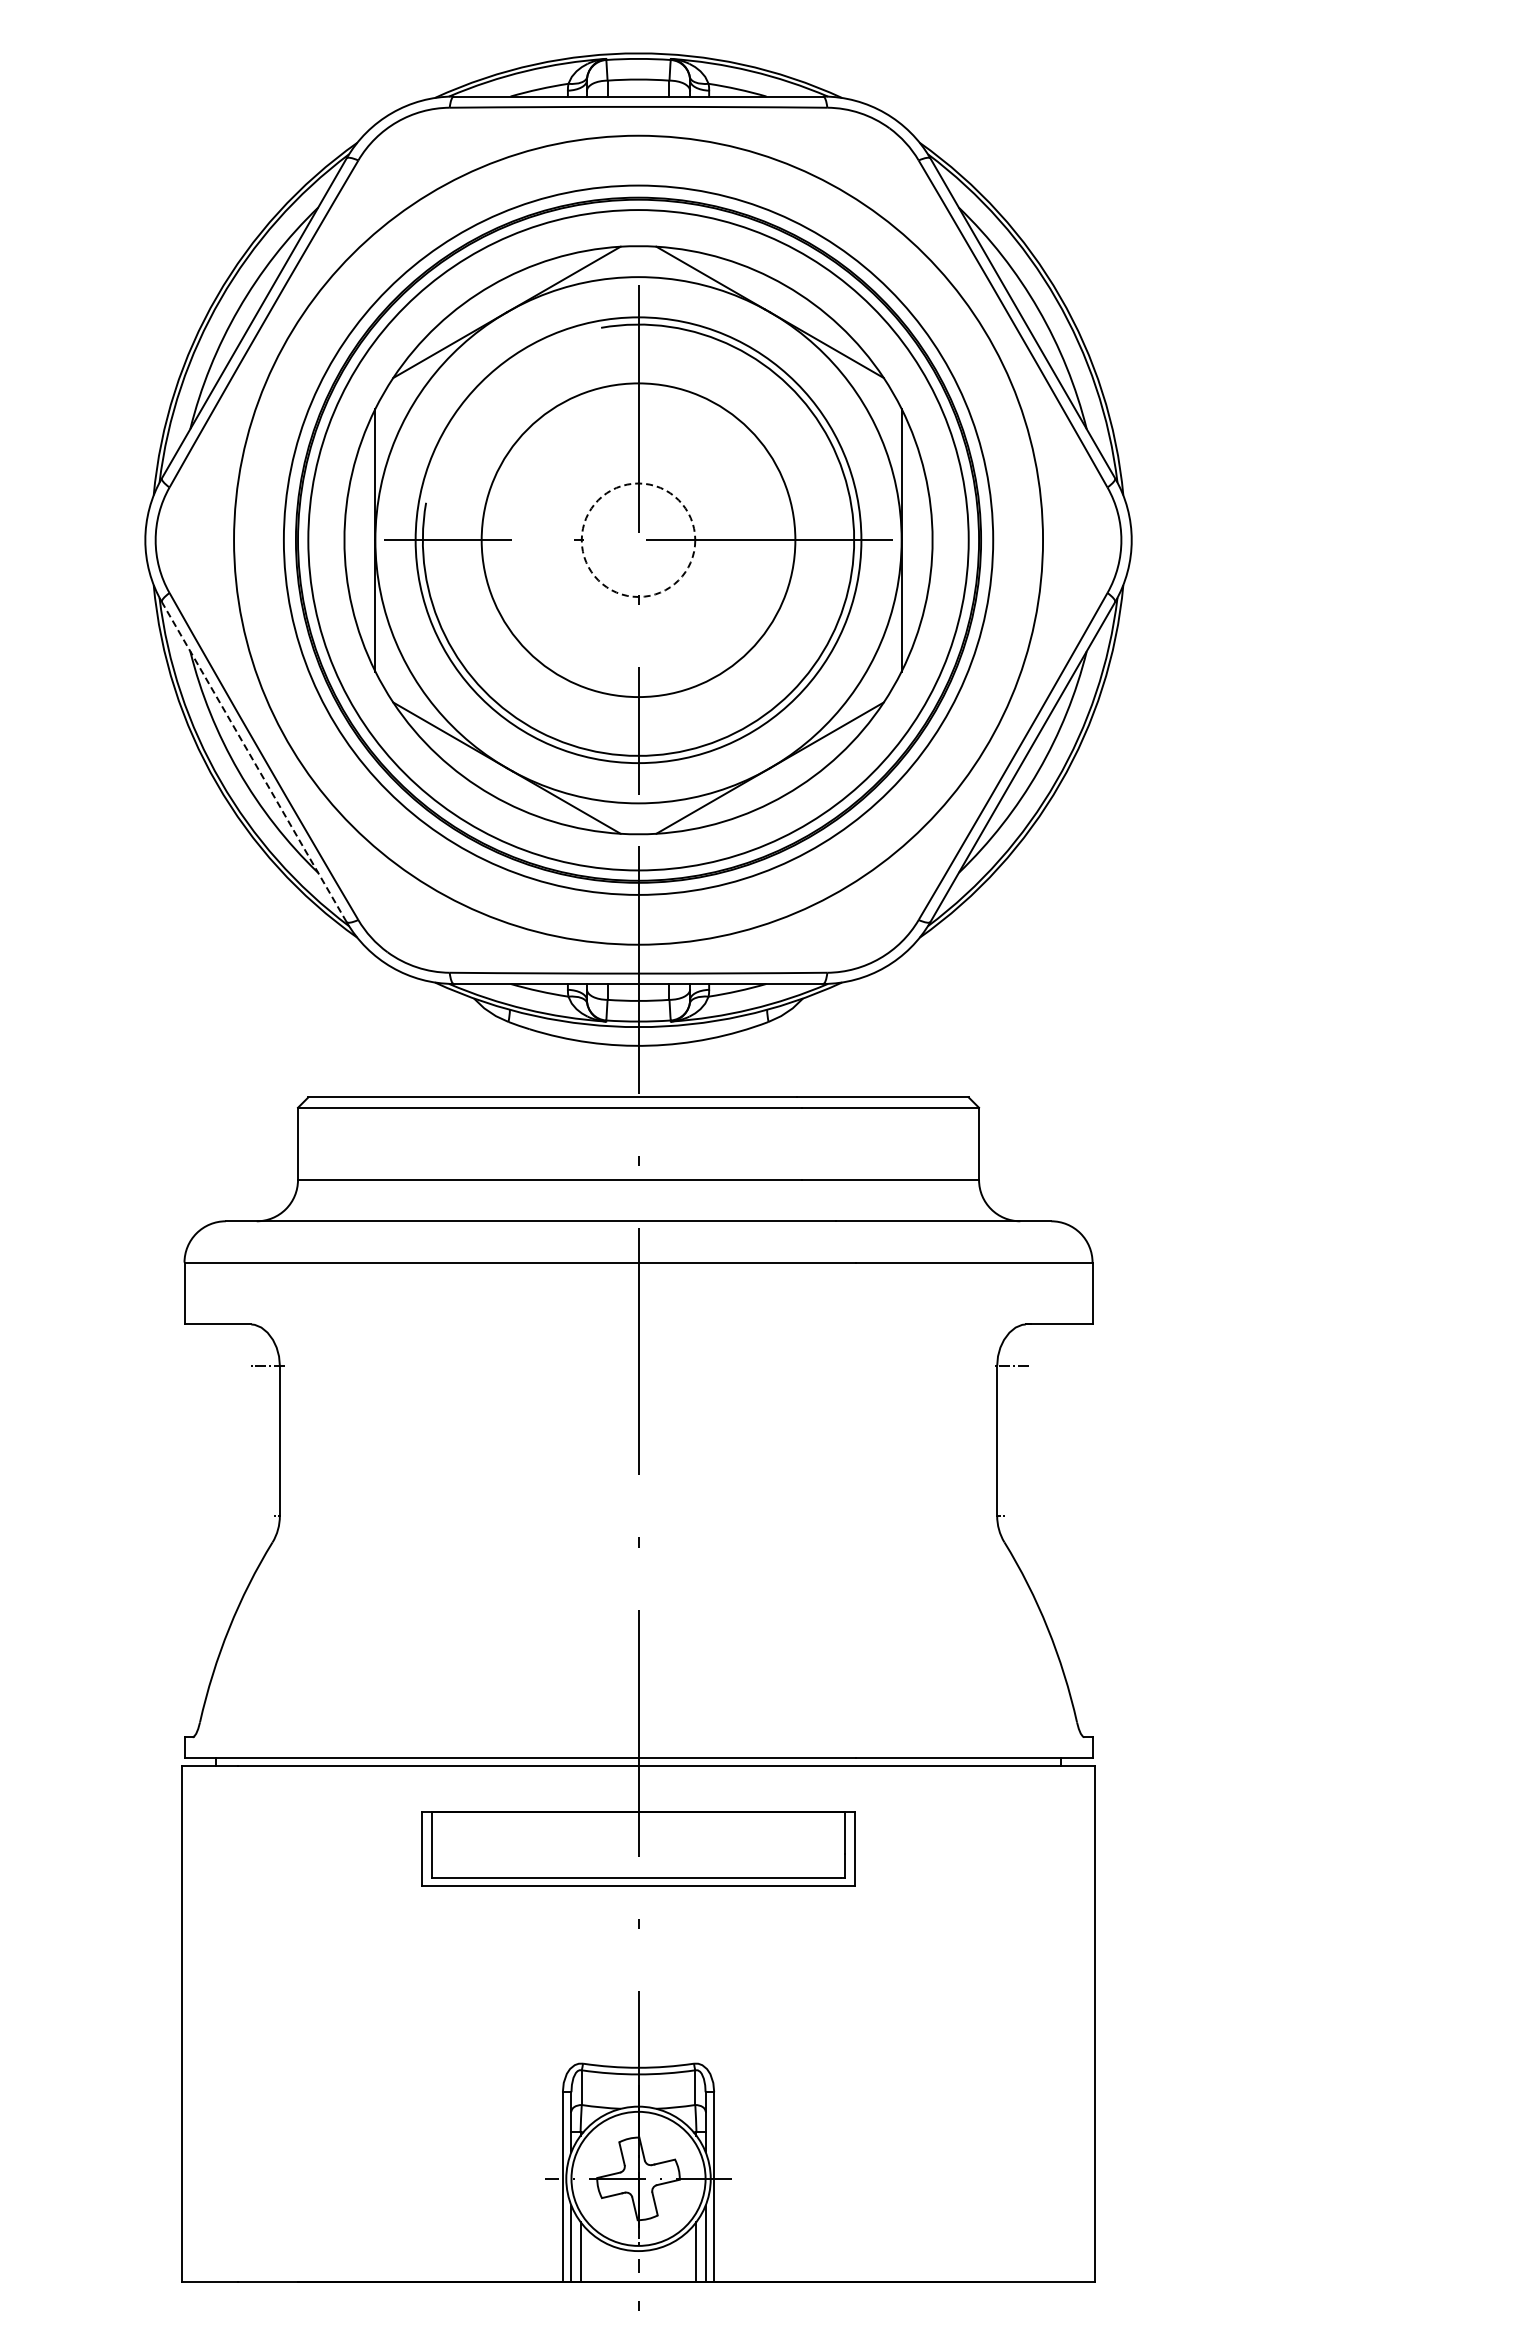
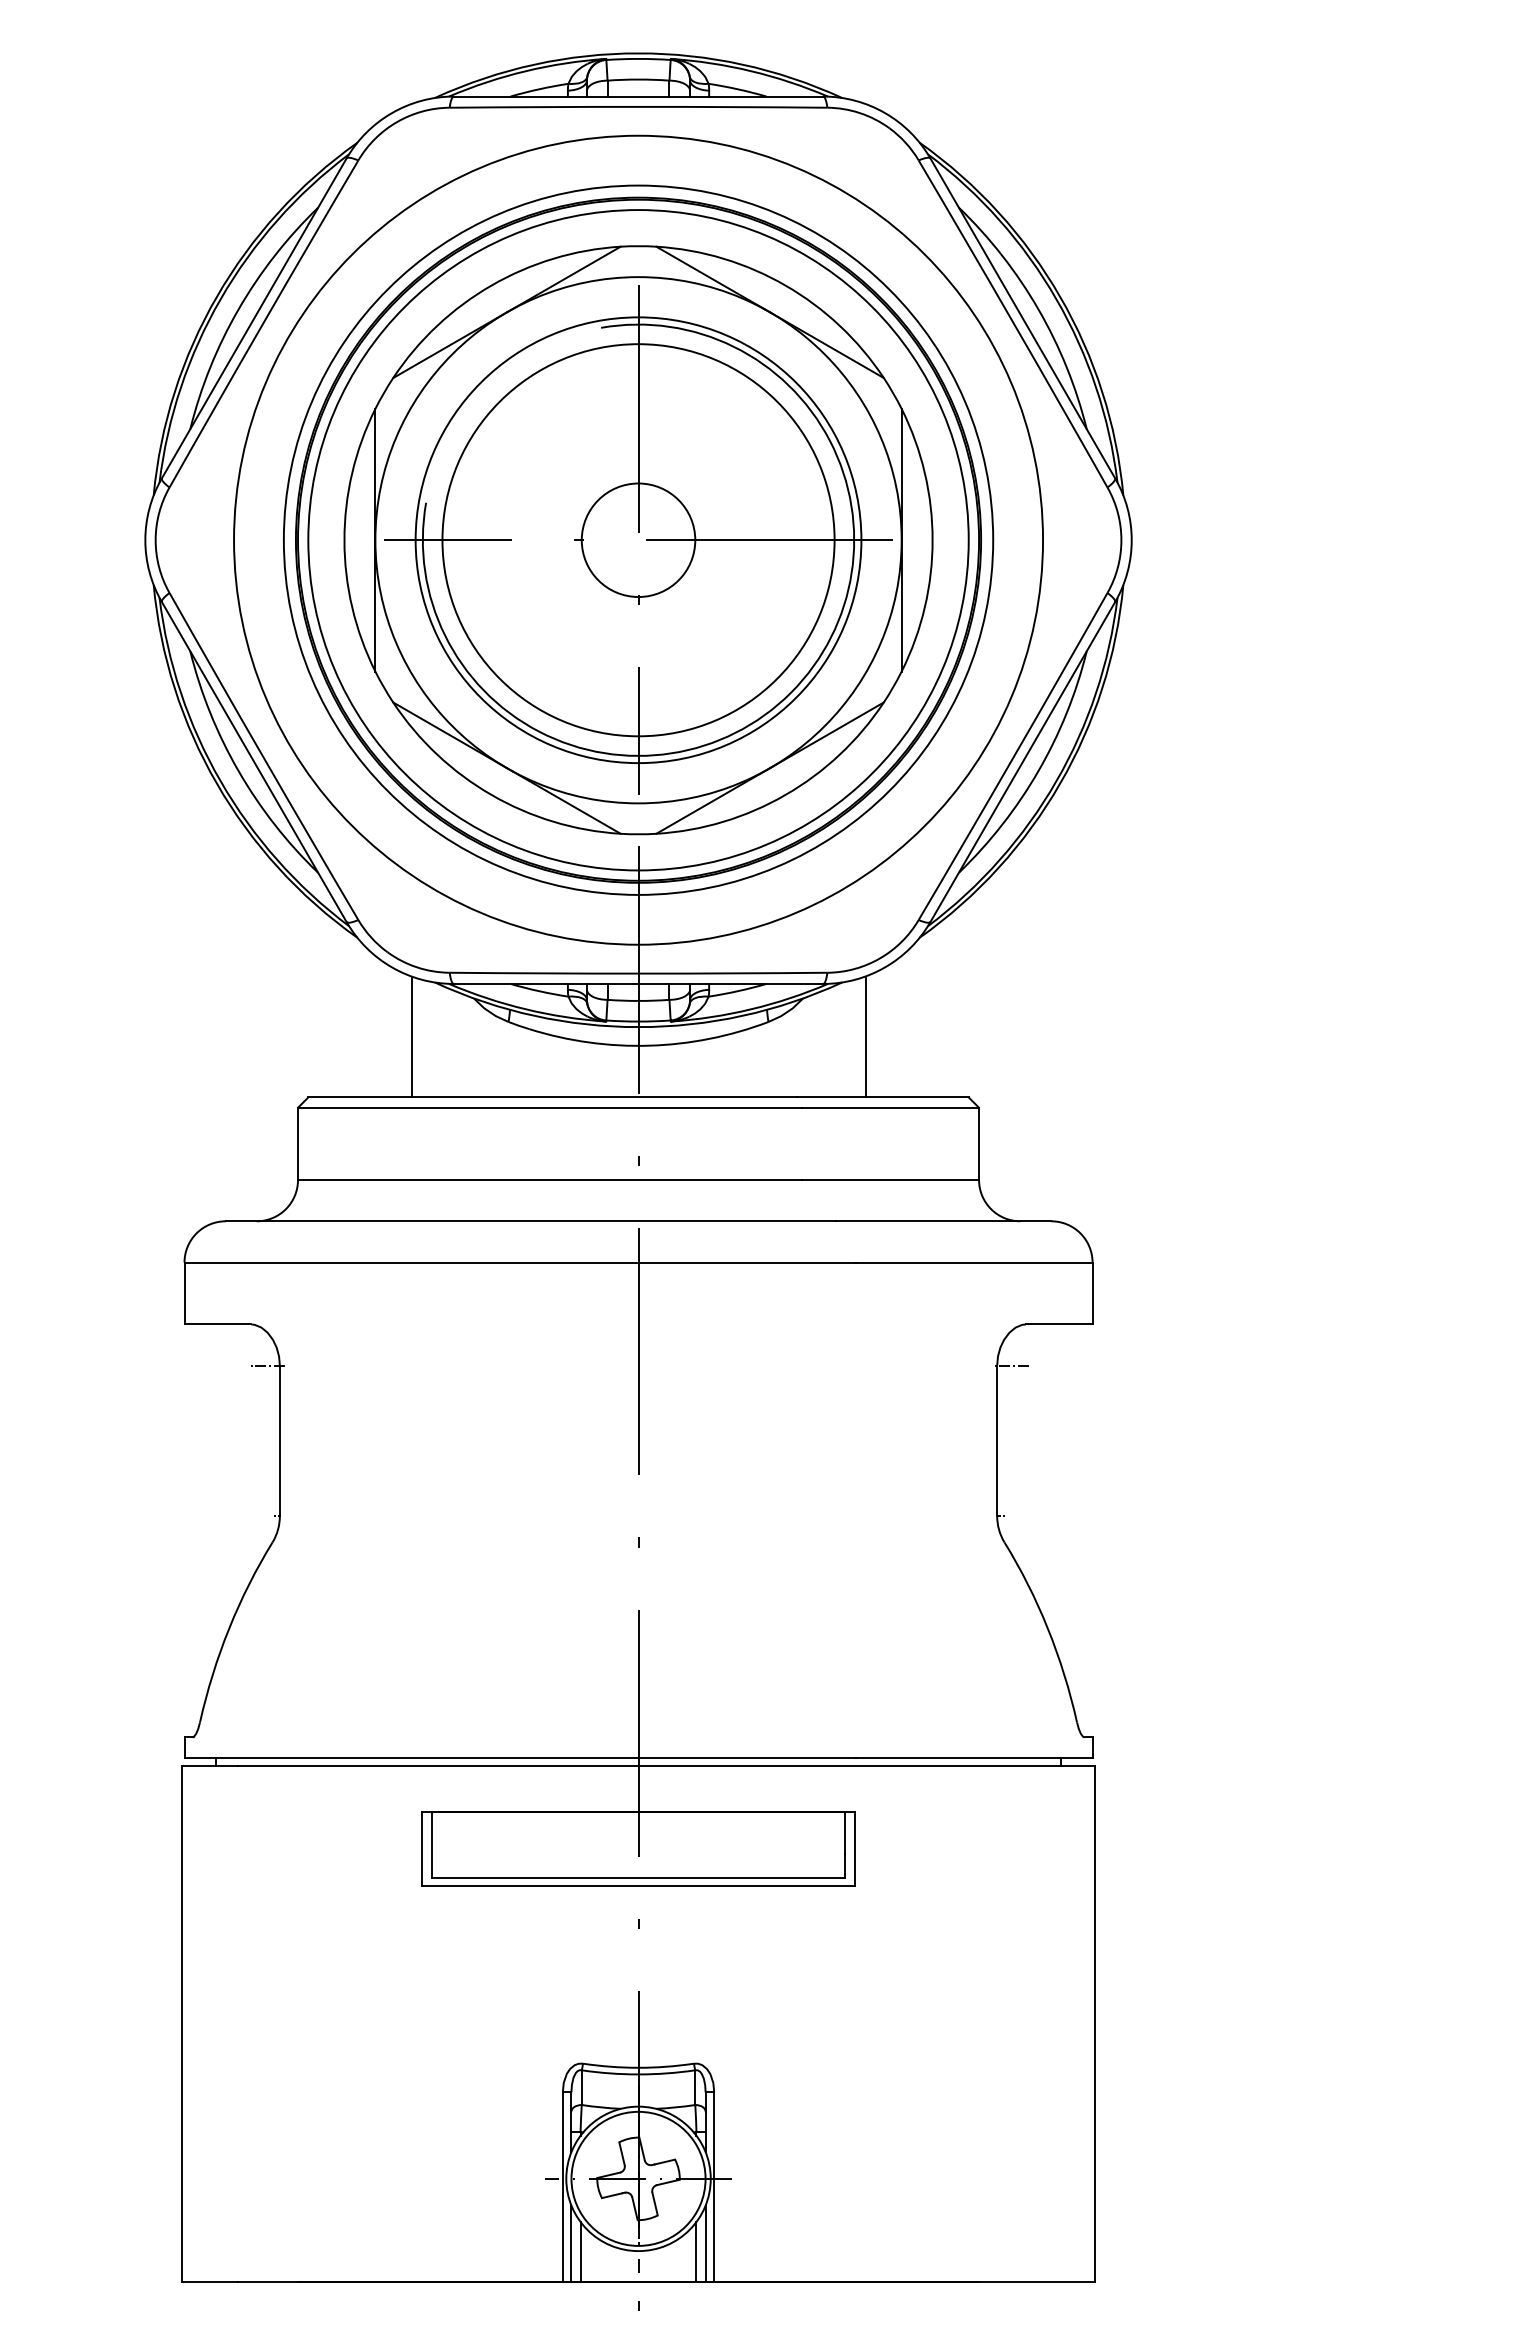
circle diameter: 314 px -> 392 px (638, 540)
circle: dashed -> solid (638, 540)
line: dashed -> solid (254, 762)
line: none -> present (411, 1036)
line: none -> present (865, 1036)
